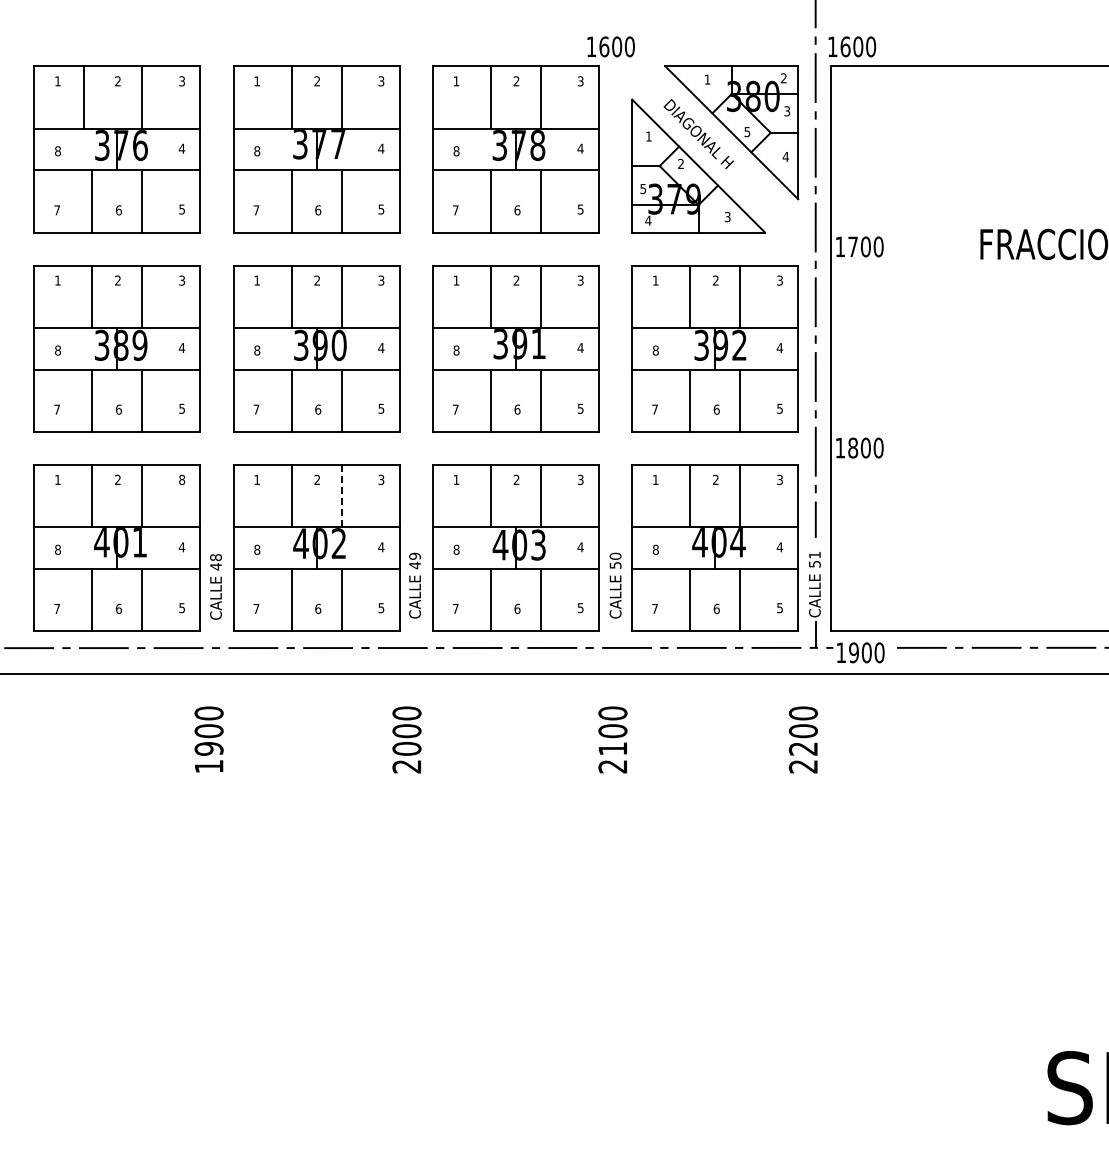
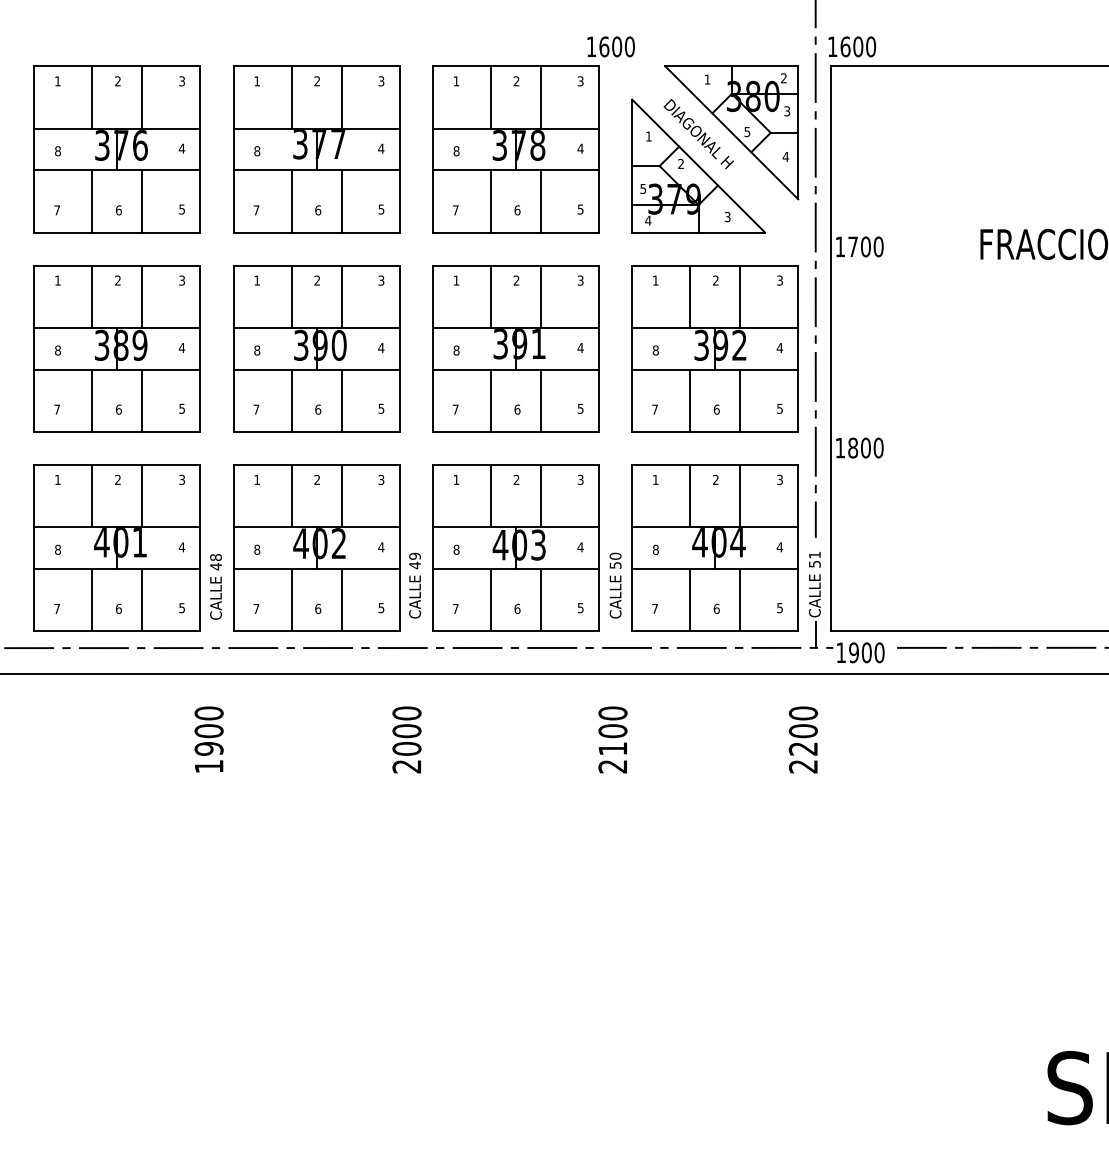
line position: (84, 97) -> (92, 97) (92, 97)
text: 8 -> 3 (182, 479)
line: dashed -> solid (341, 496)
